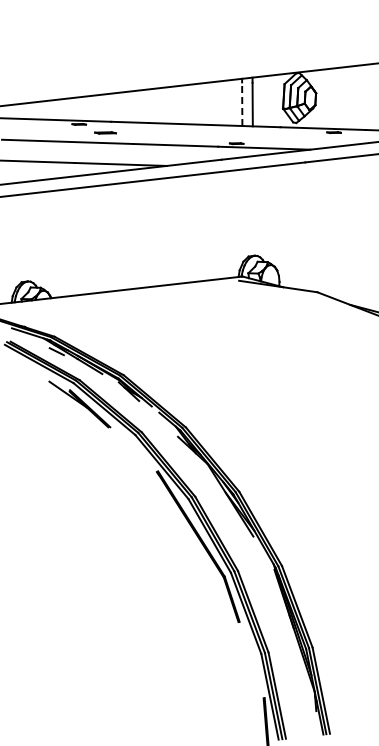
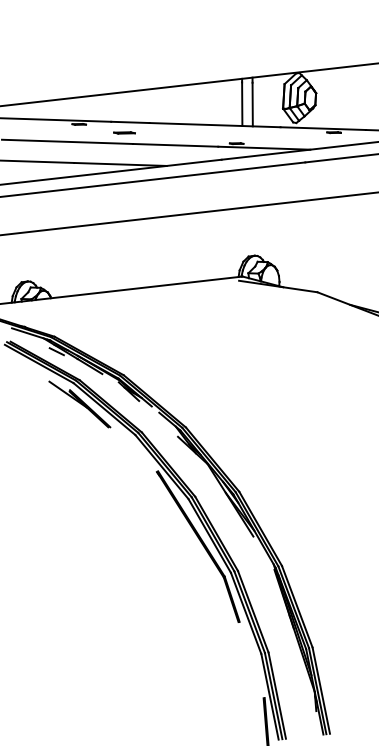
line: dashed -> solid (242, 104)
line position: (105, 132) -> (124, 132) (124, 132)
line: none -> present (188, 213)
